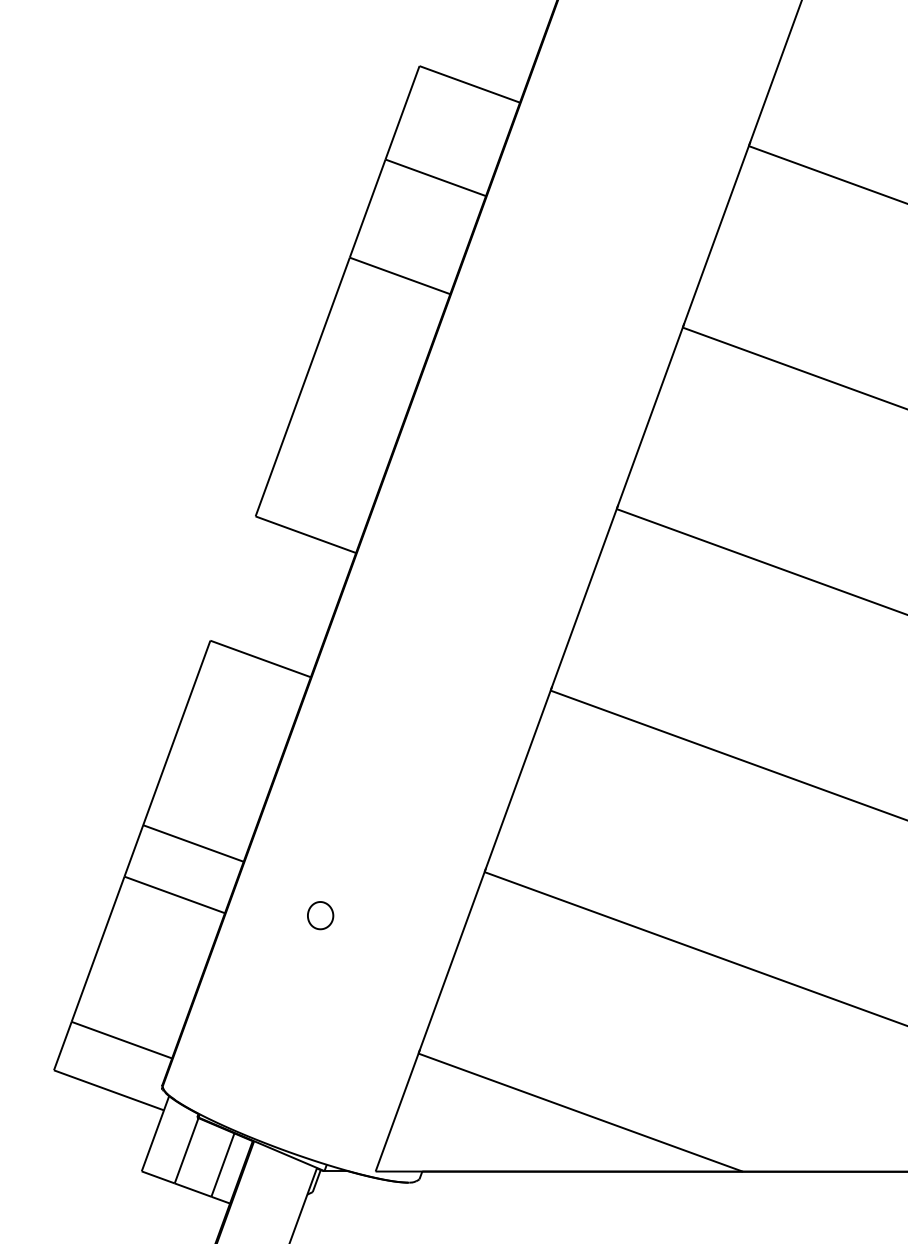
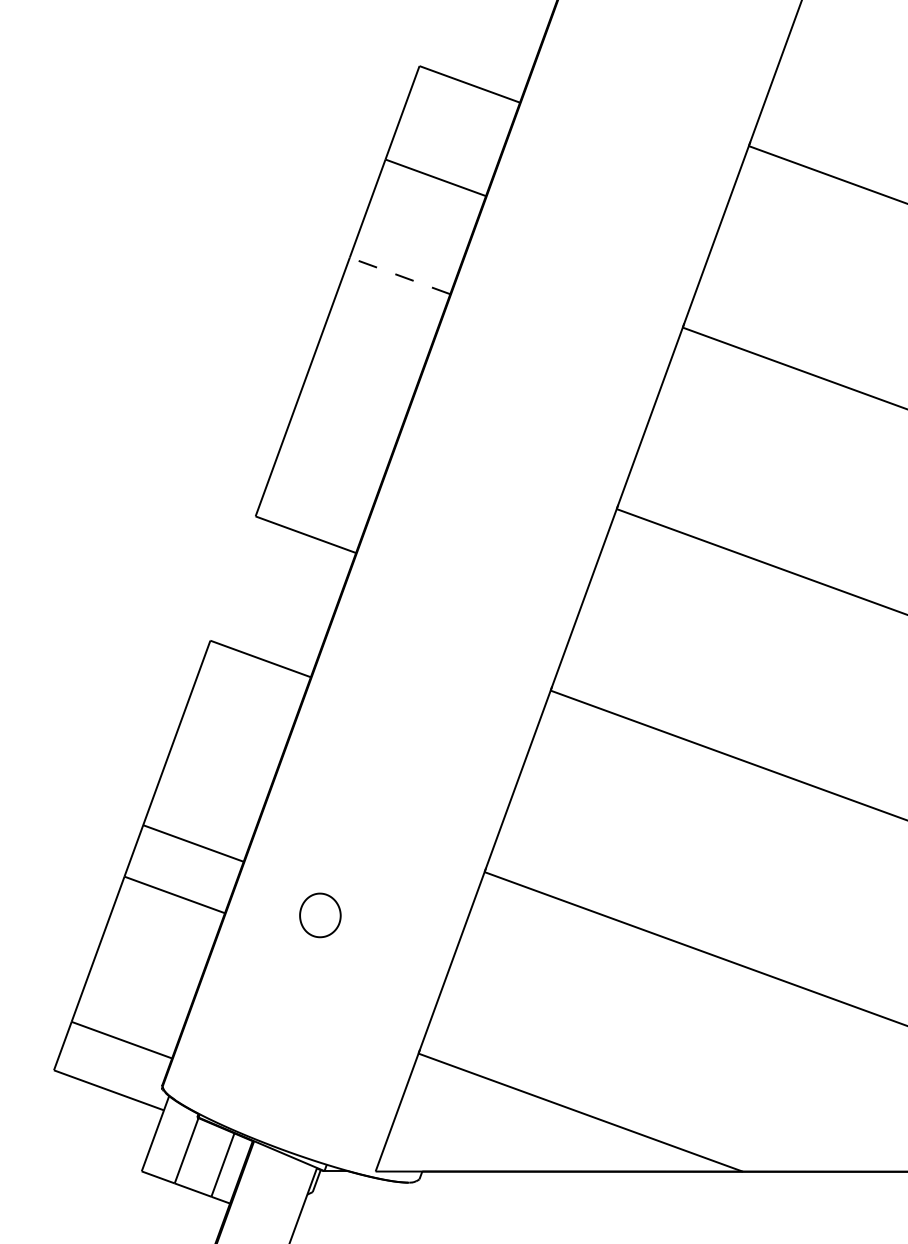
line: solid -> dashed (399, 275)
part size: 28x30 px -> 43x47 px (320, 915)
